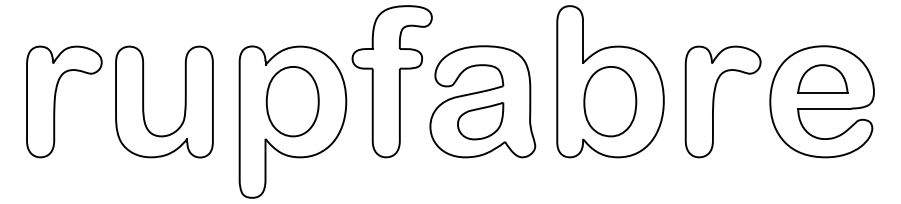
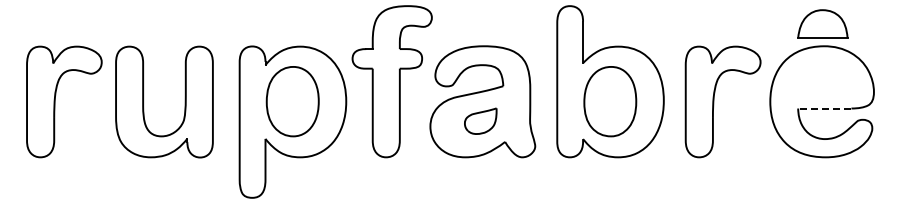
part position: (822, 78) -> (822, 23) (822, 23)
line: solid -> dashed (824, 108)
part size: 48x39 px -> 34x28 px (480, 120)
